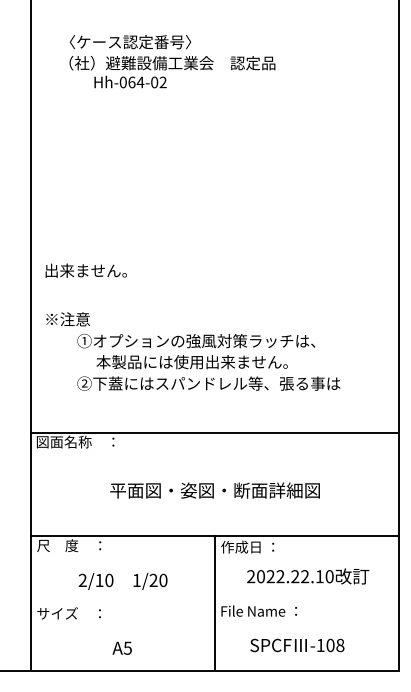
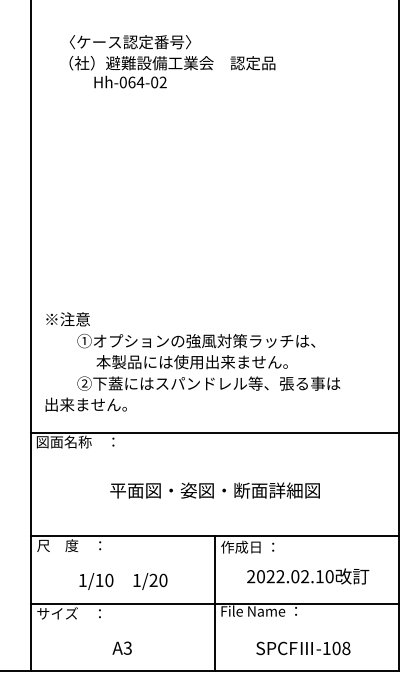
text position: (85, 270) -> (85, 404) (85, 404)
text: 2022.22.10 -> 2022.02.10 (295, 576)
text: 2/10 -> 1/10 (82, 579)
line: none -> present (214, 603)
text position: (297, 645) -> (303, 648) (303, 648)
text: A5 -> A3 (127, 647)
